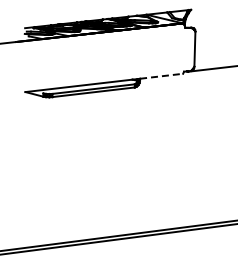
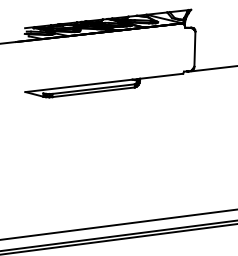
line: dashed -> solid (161, 76)
line: none -> present (118, 224)
